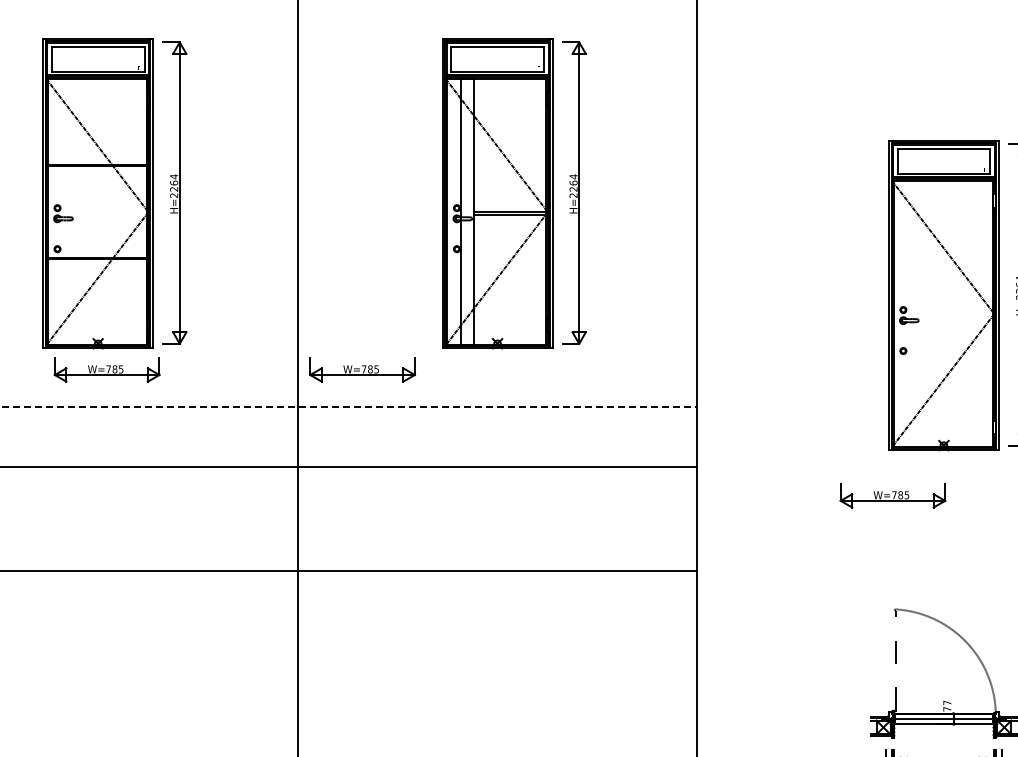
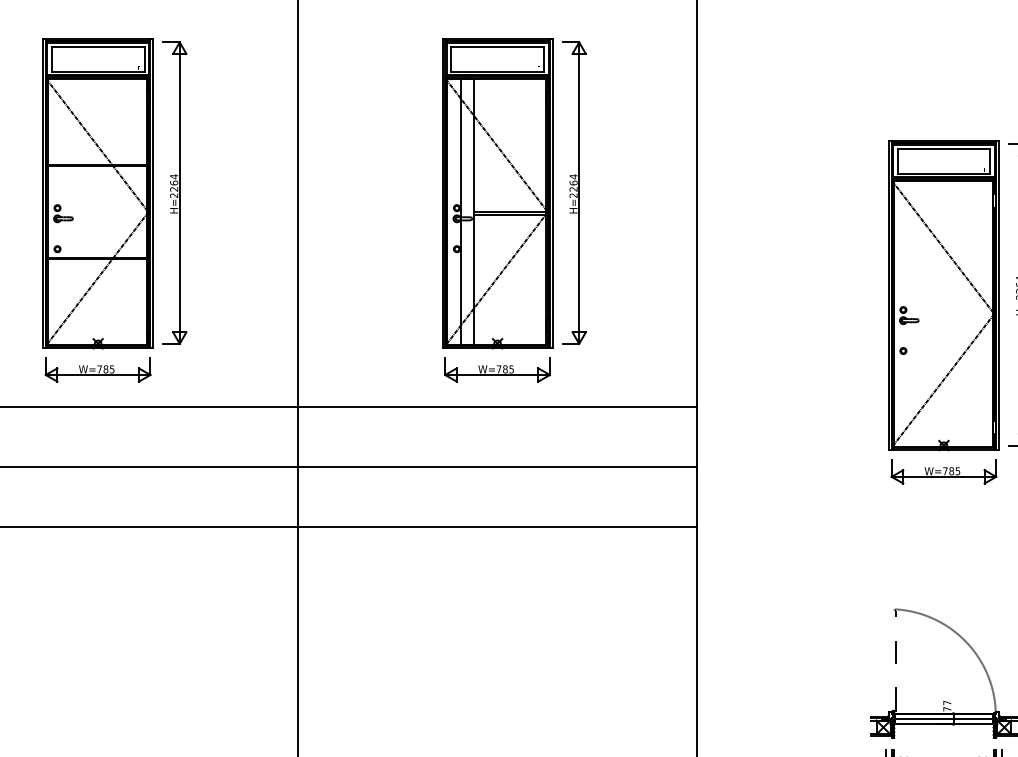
part position: (106, 369) -> (97, 369) (97, 369)
part position: (362, 369) -> (497, 369) (497, 369)
line: dashed -> solid (349, 406)
part position: (892, 495) -> (943, 471) (943, 471)
line position: (349, 570) -> (349, 526) (349, 526)
